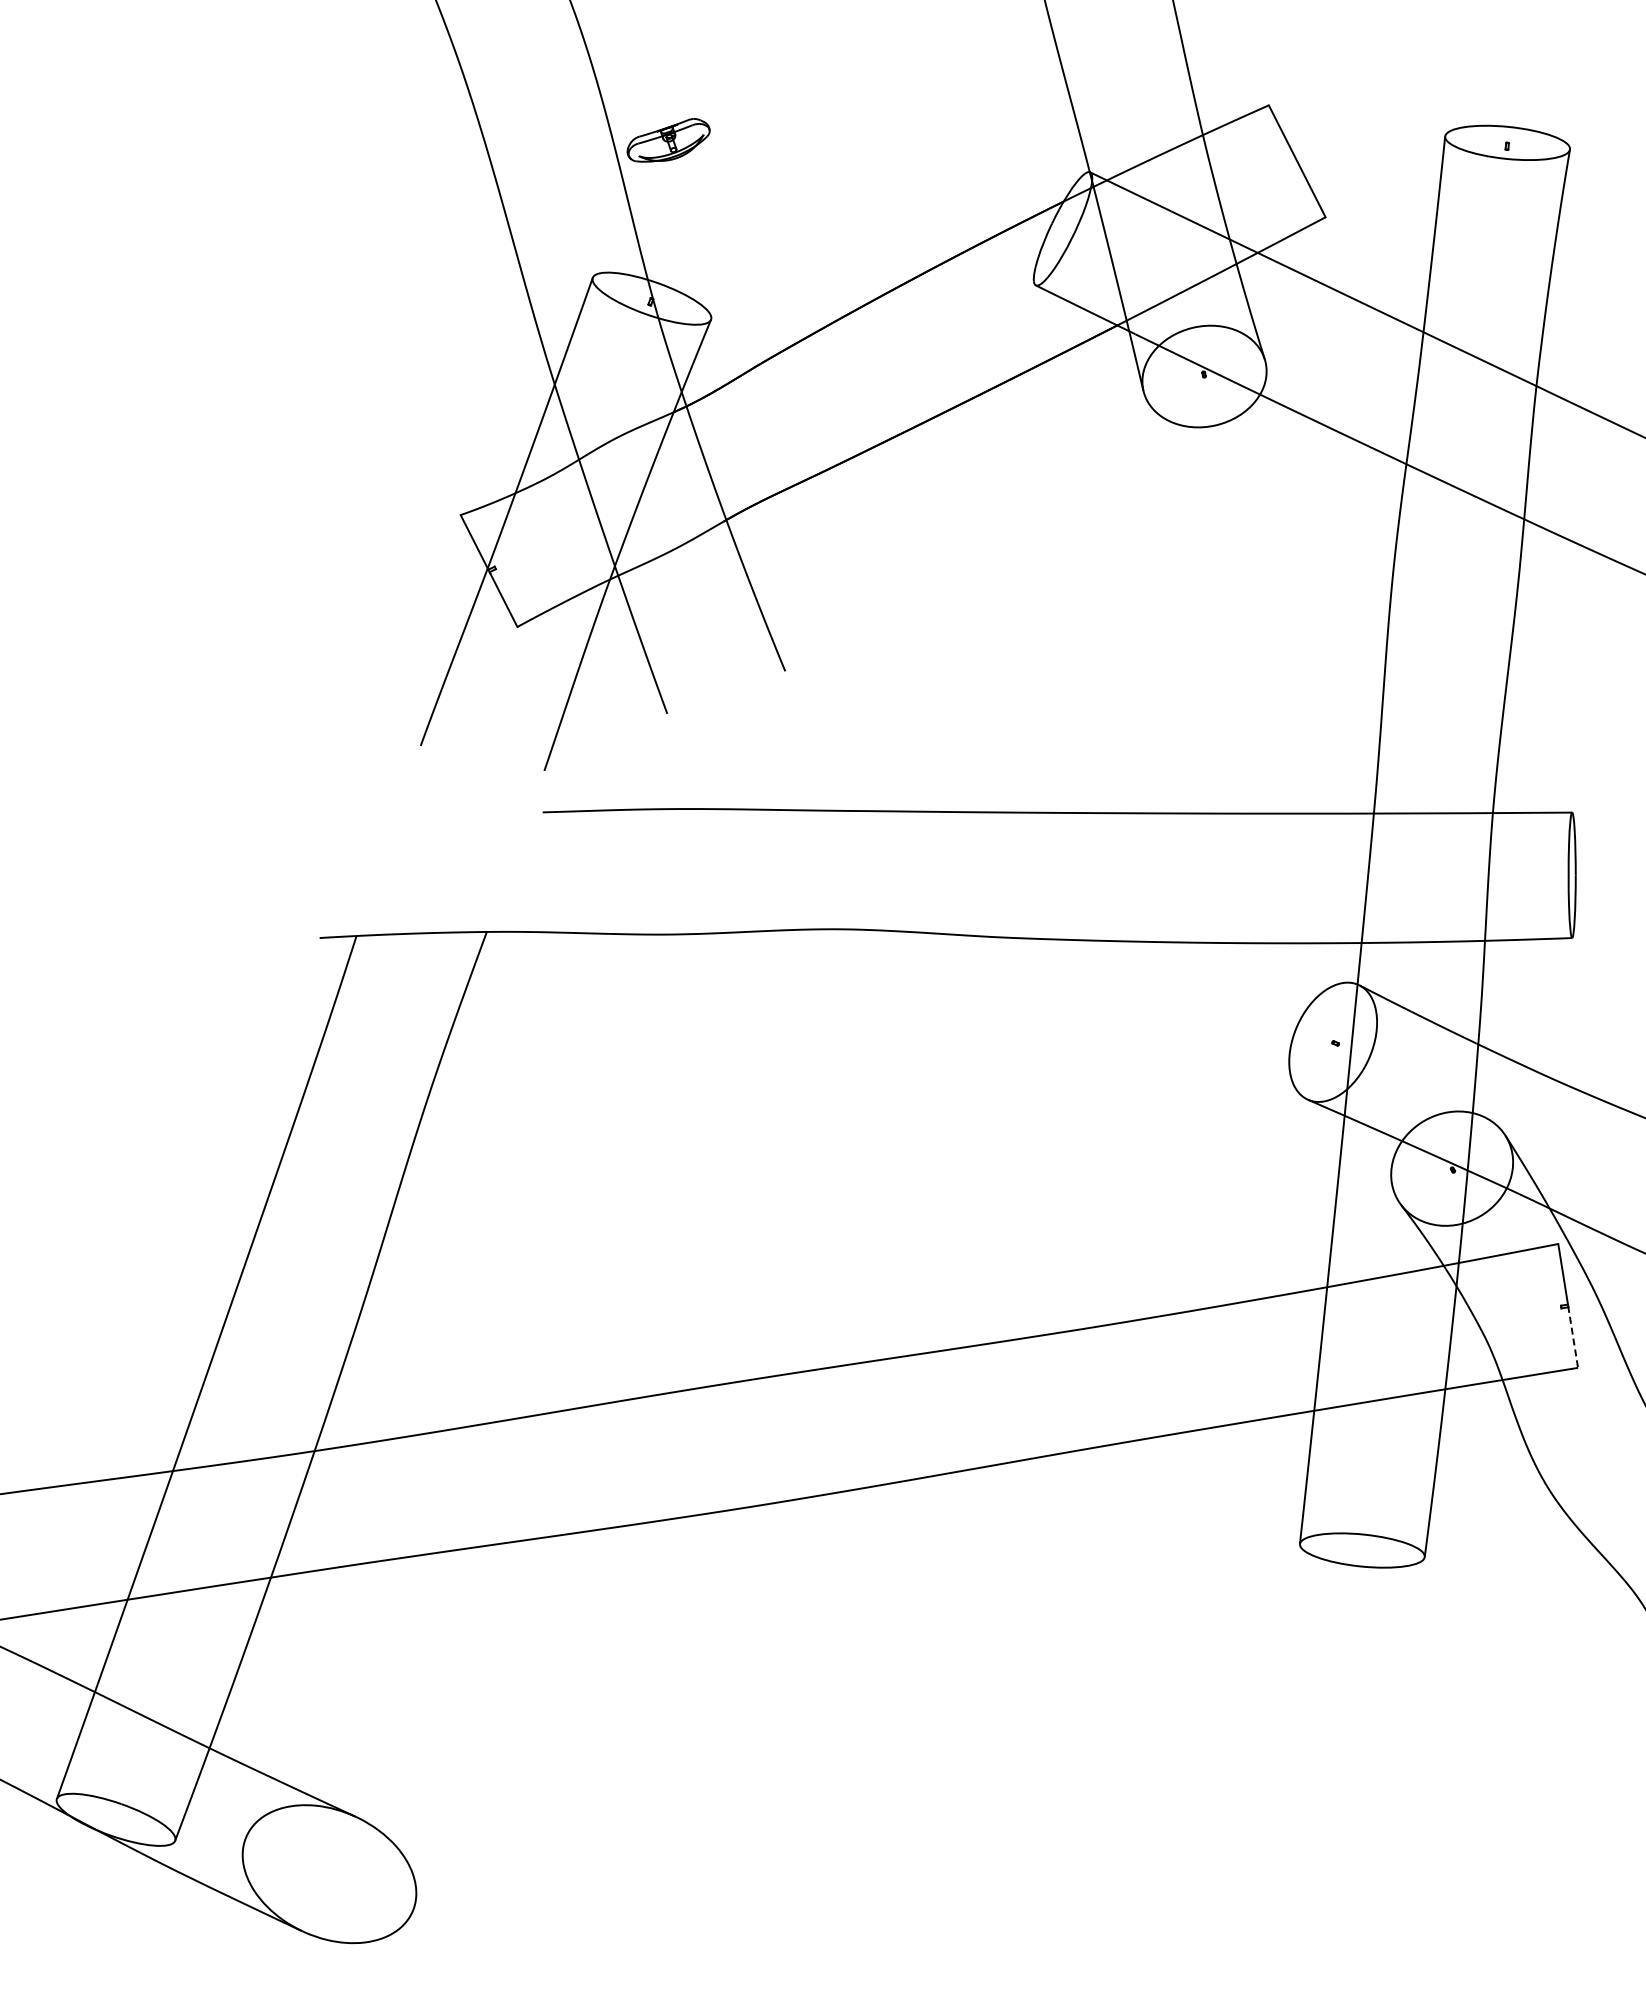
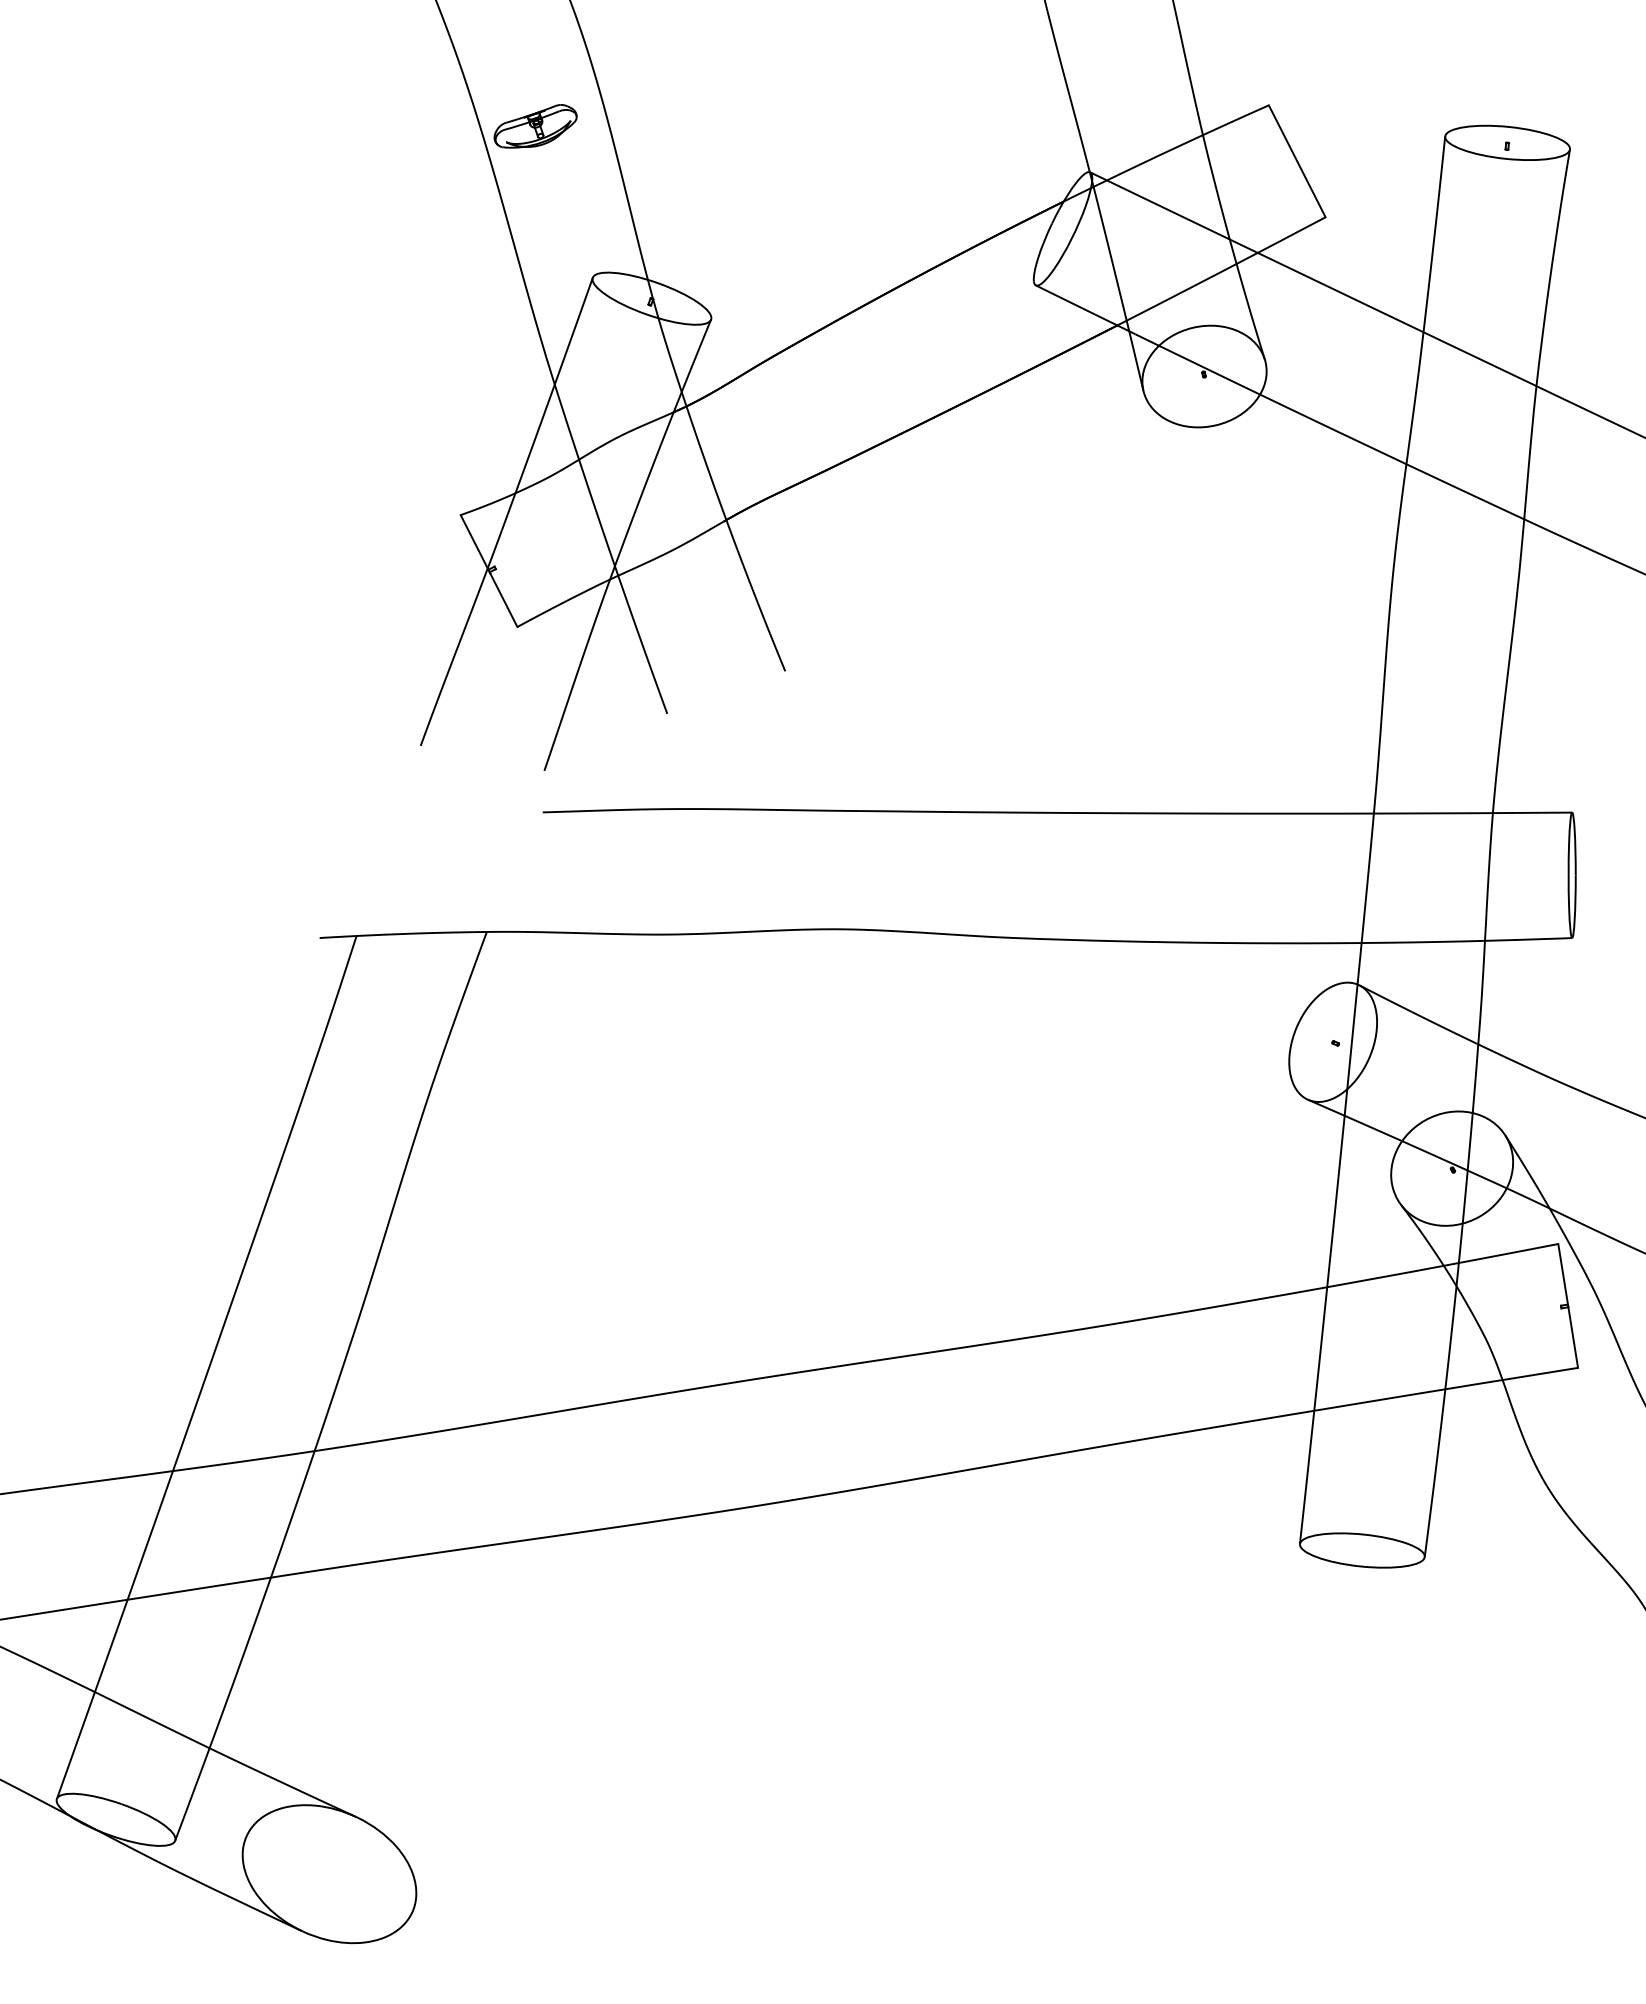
part position: (668, 140) -> (535, 126) (535, 126)
line: dashed -> solid (1573, 1337)
